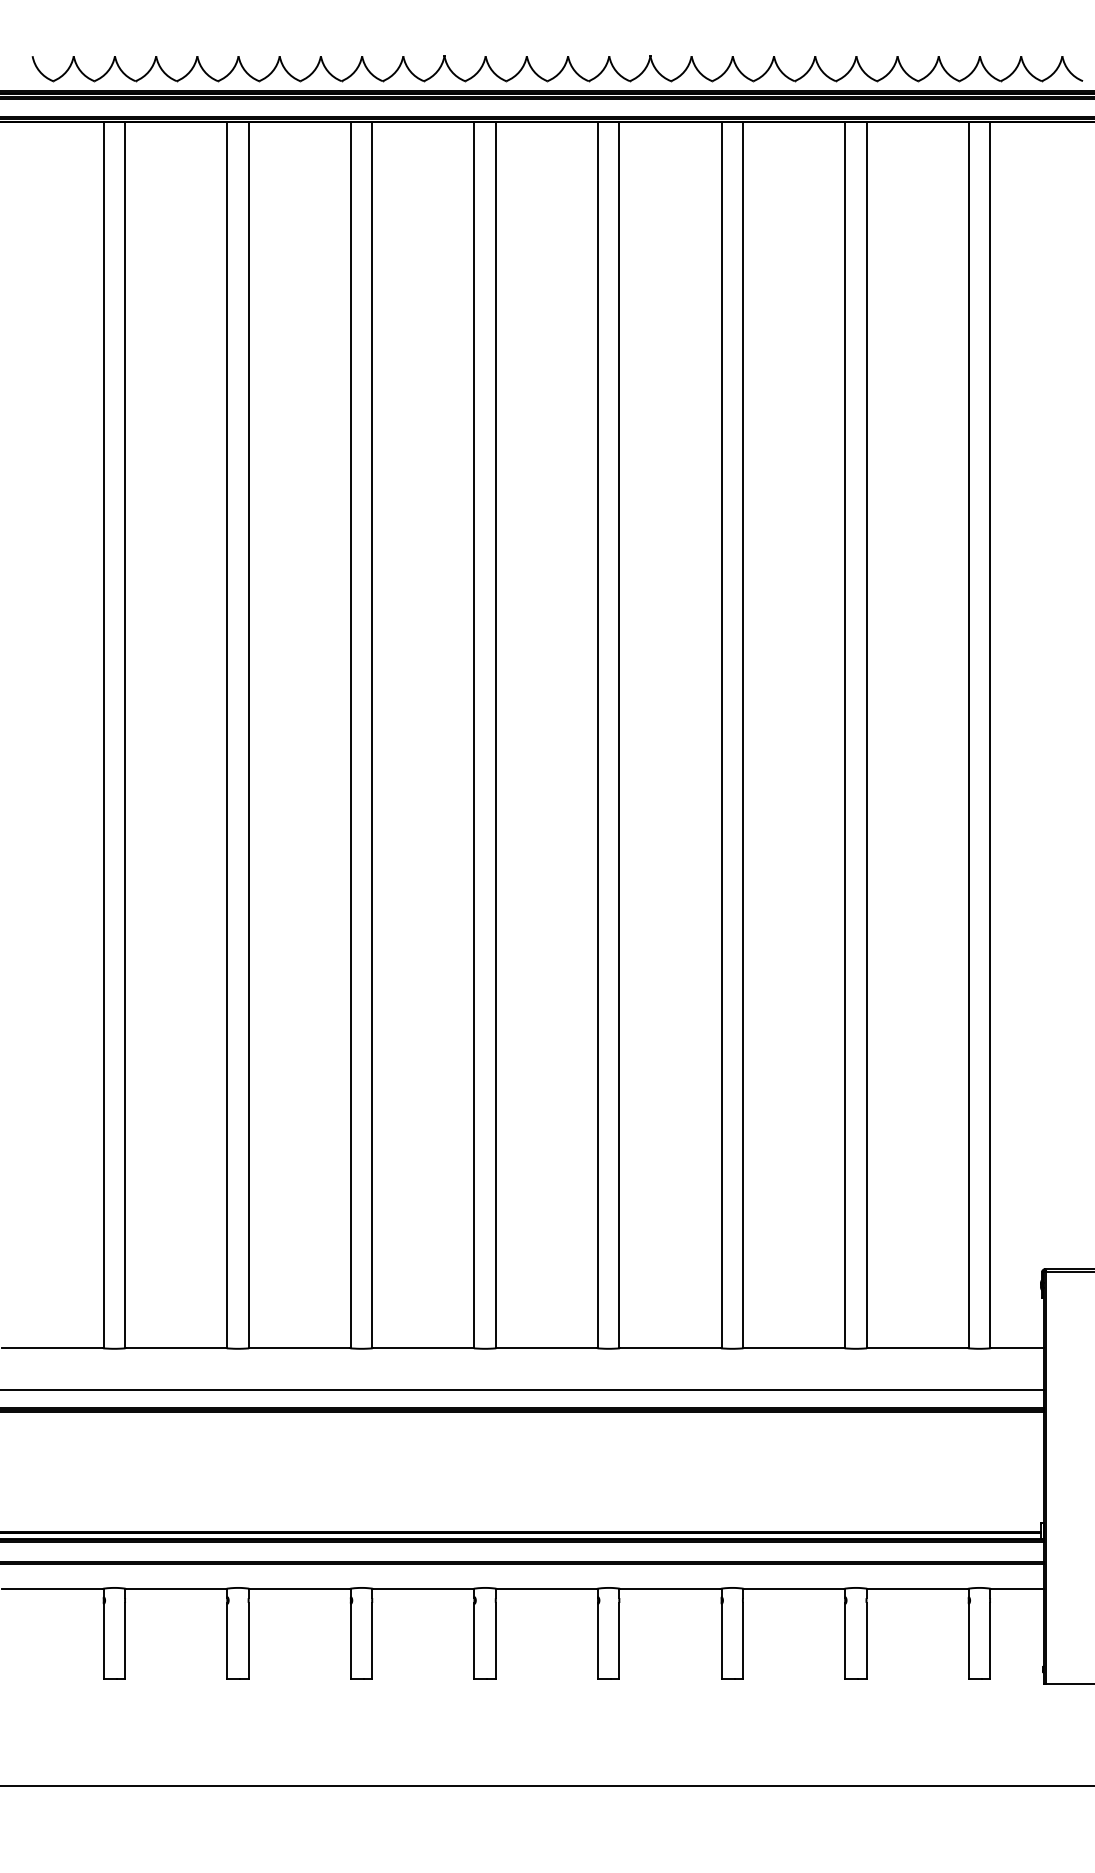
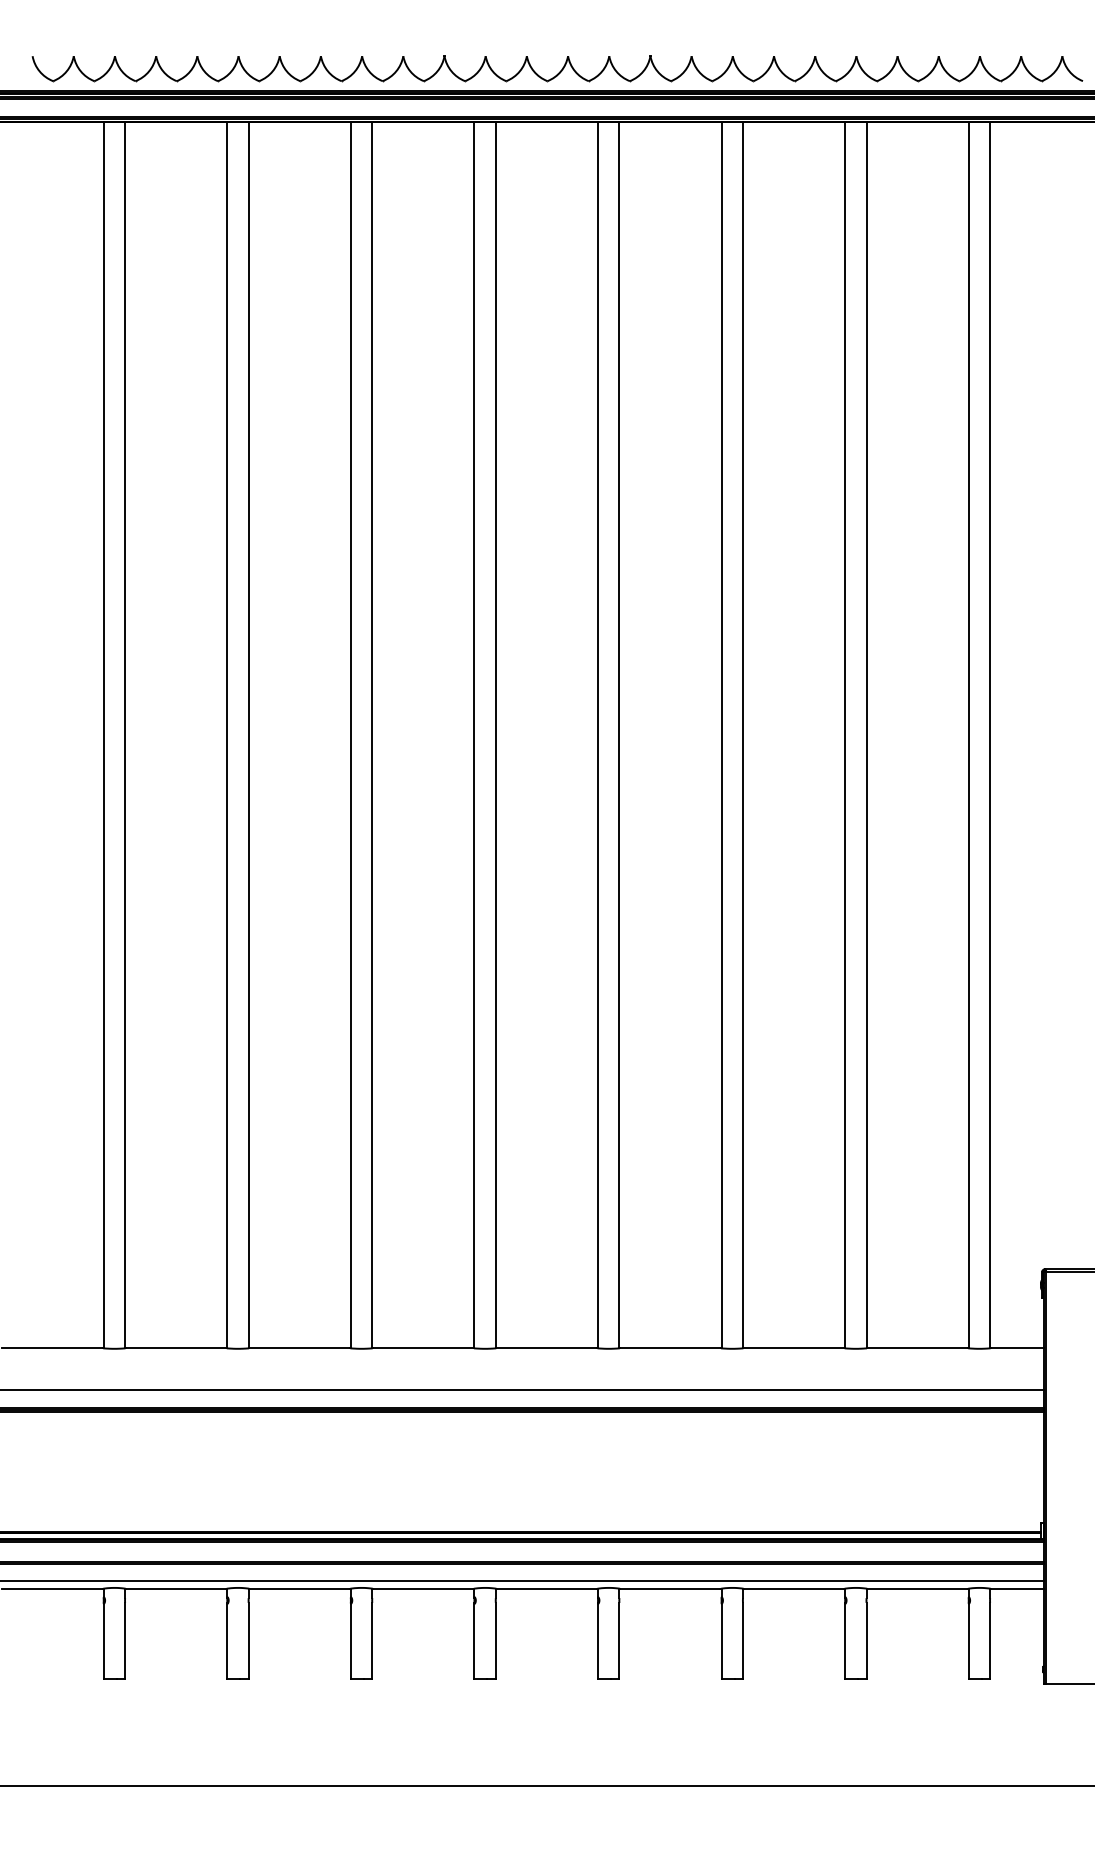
line: none -> present (523, 1581)
